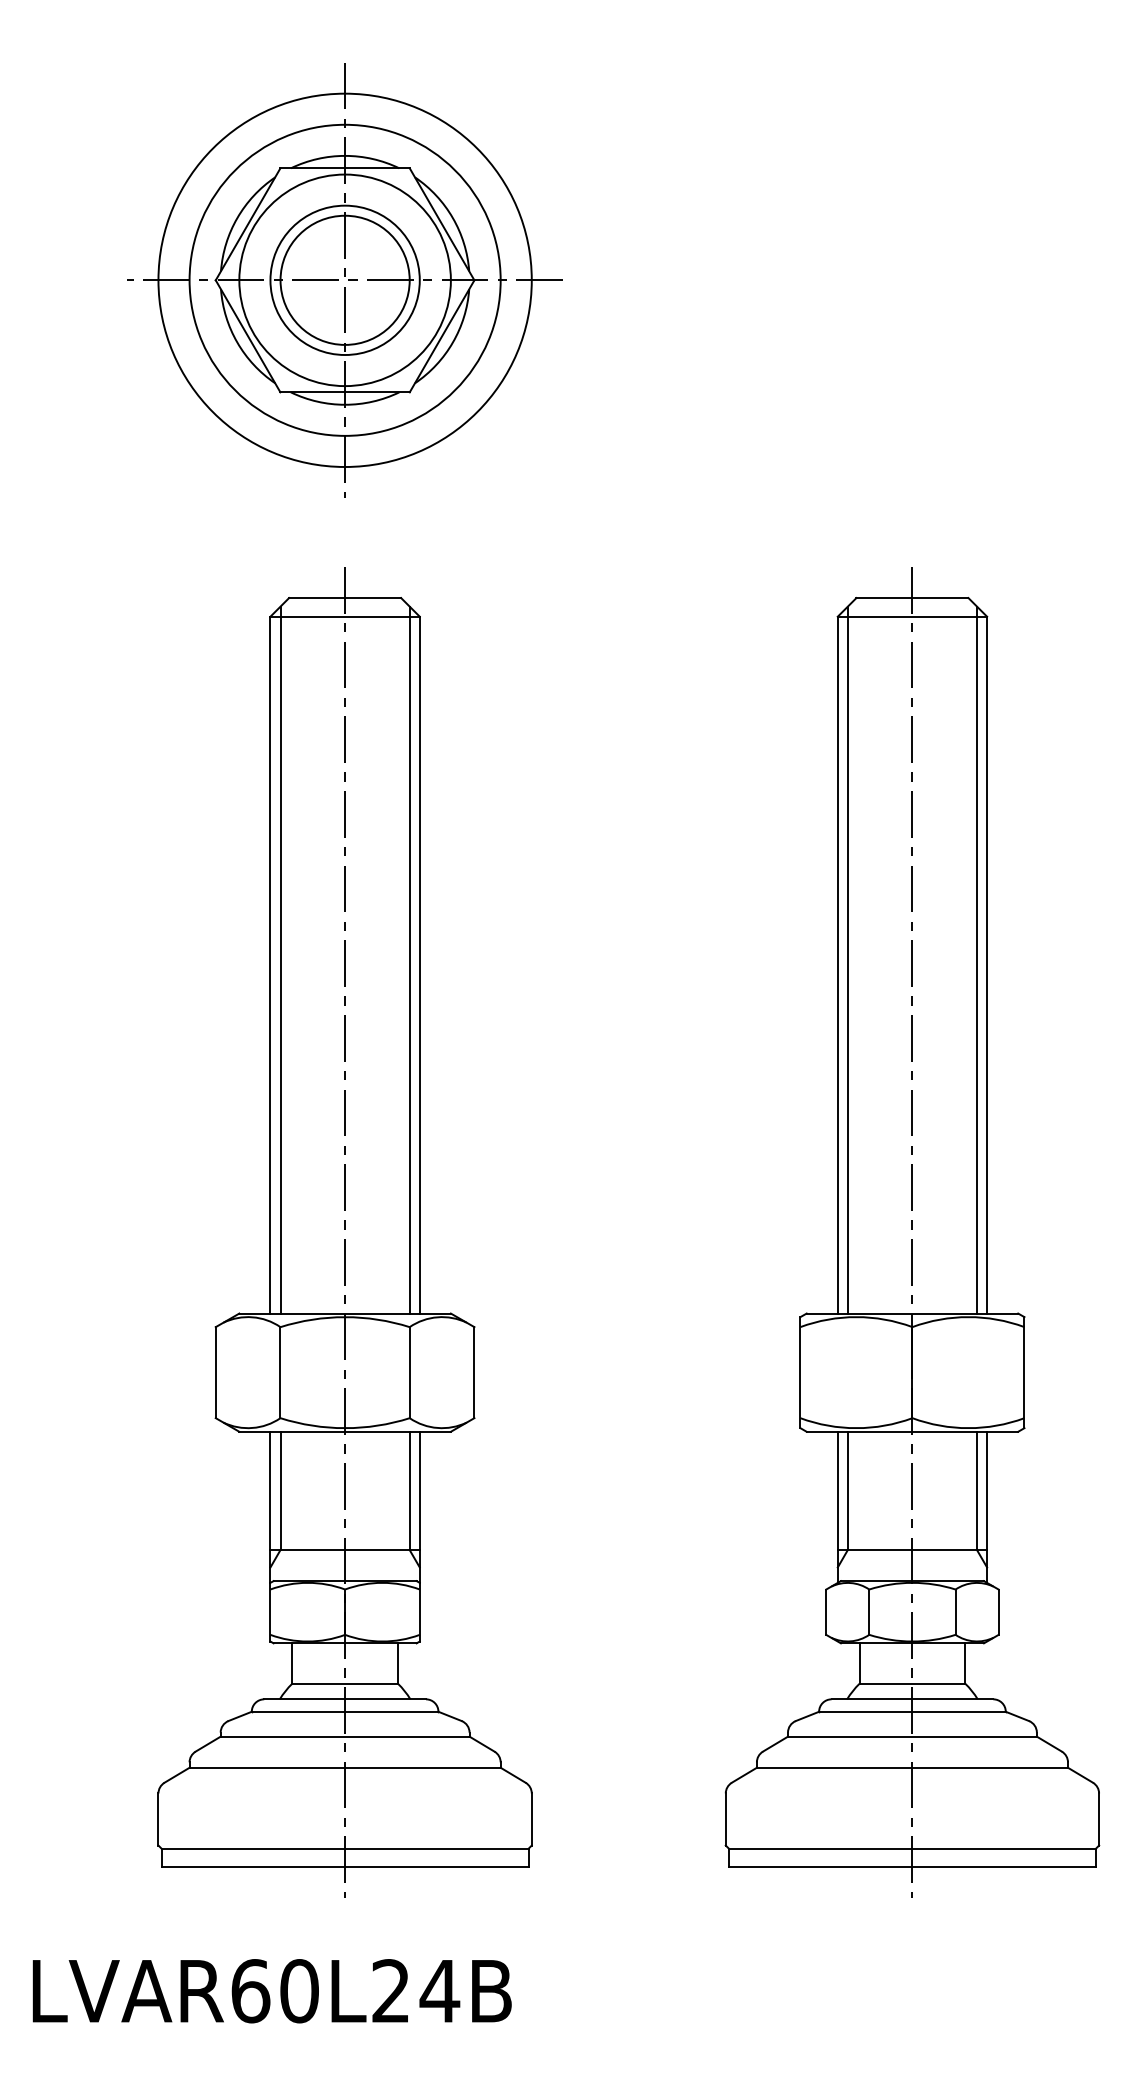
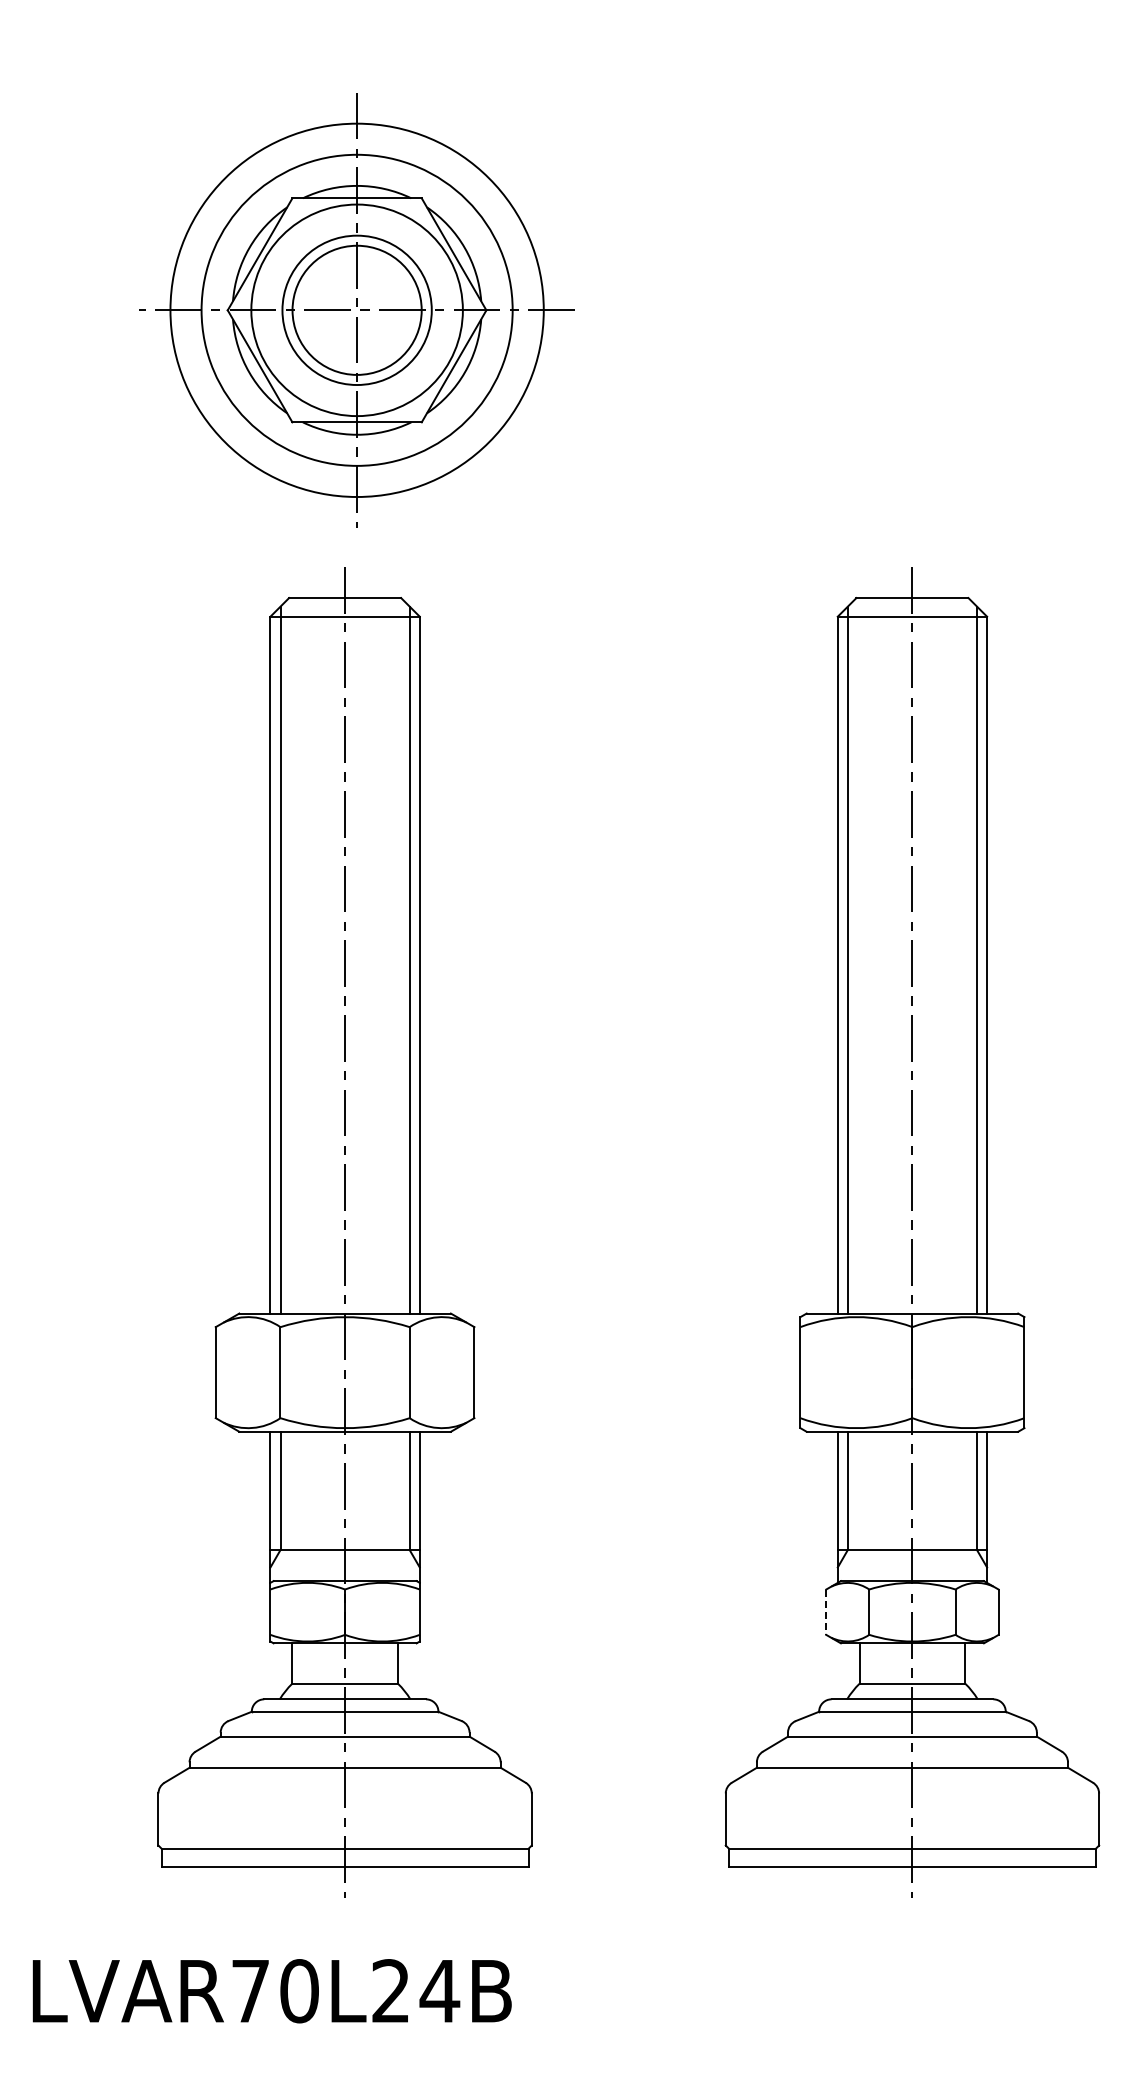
part position: (344, 280) -> (356, 310) (356, 310)
line: solid -> dashed (826, 1612)
text: LVAR60L24B -> LVAR70L24B (250, 1991)
